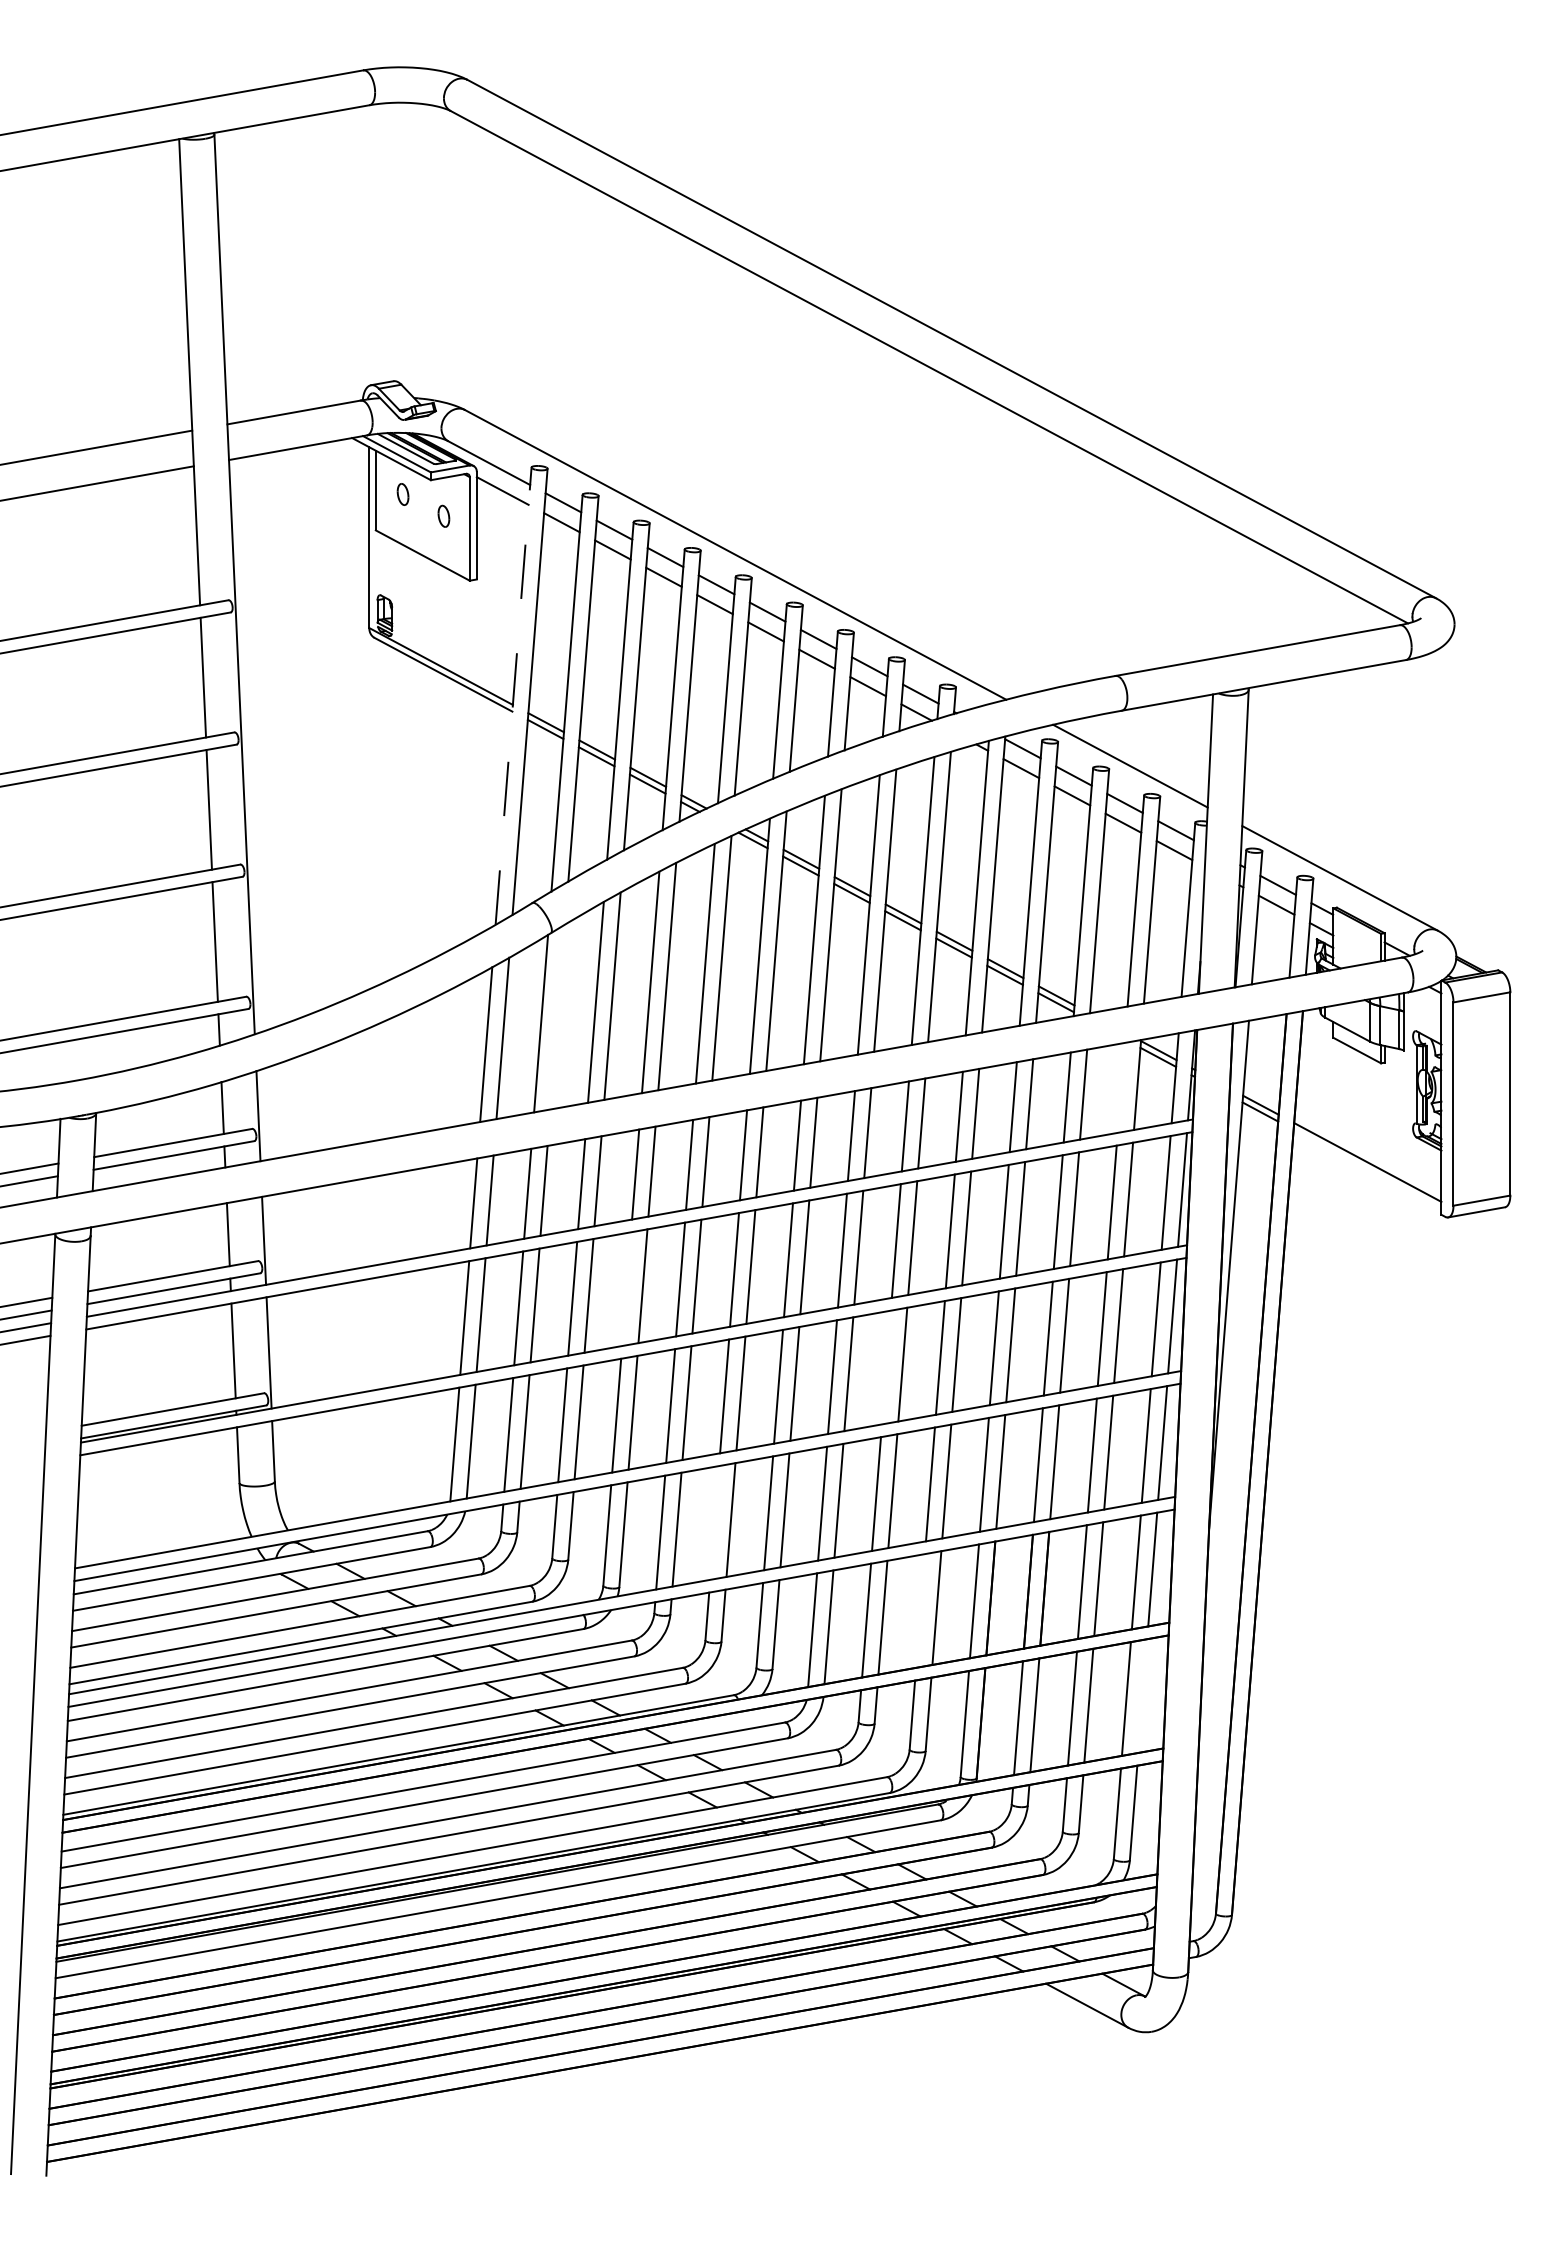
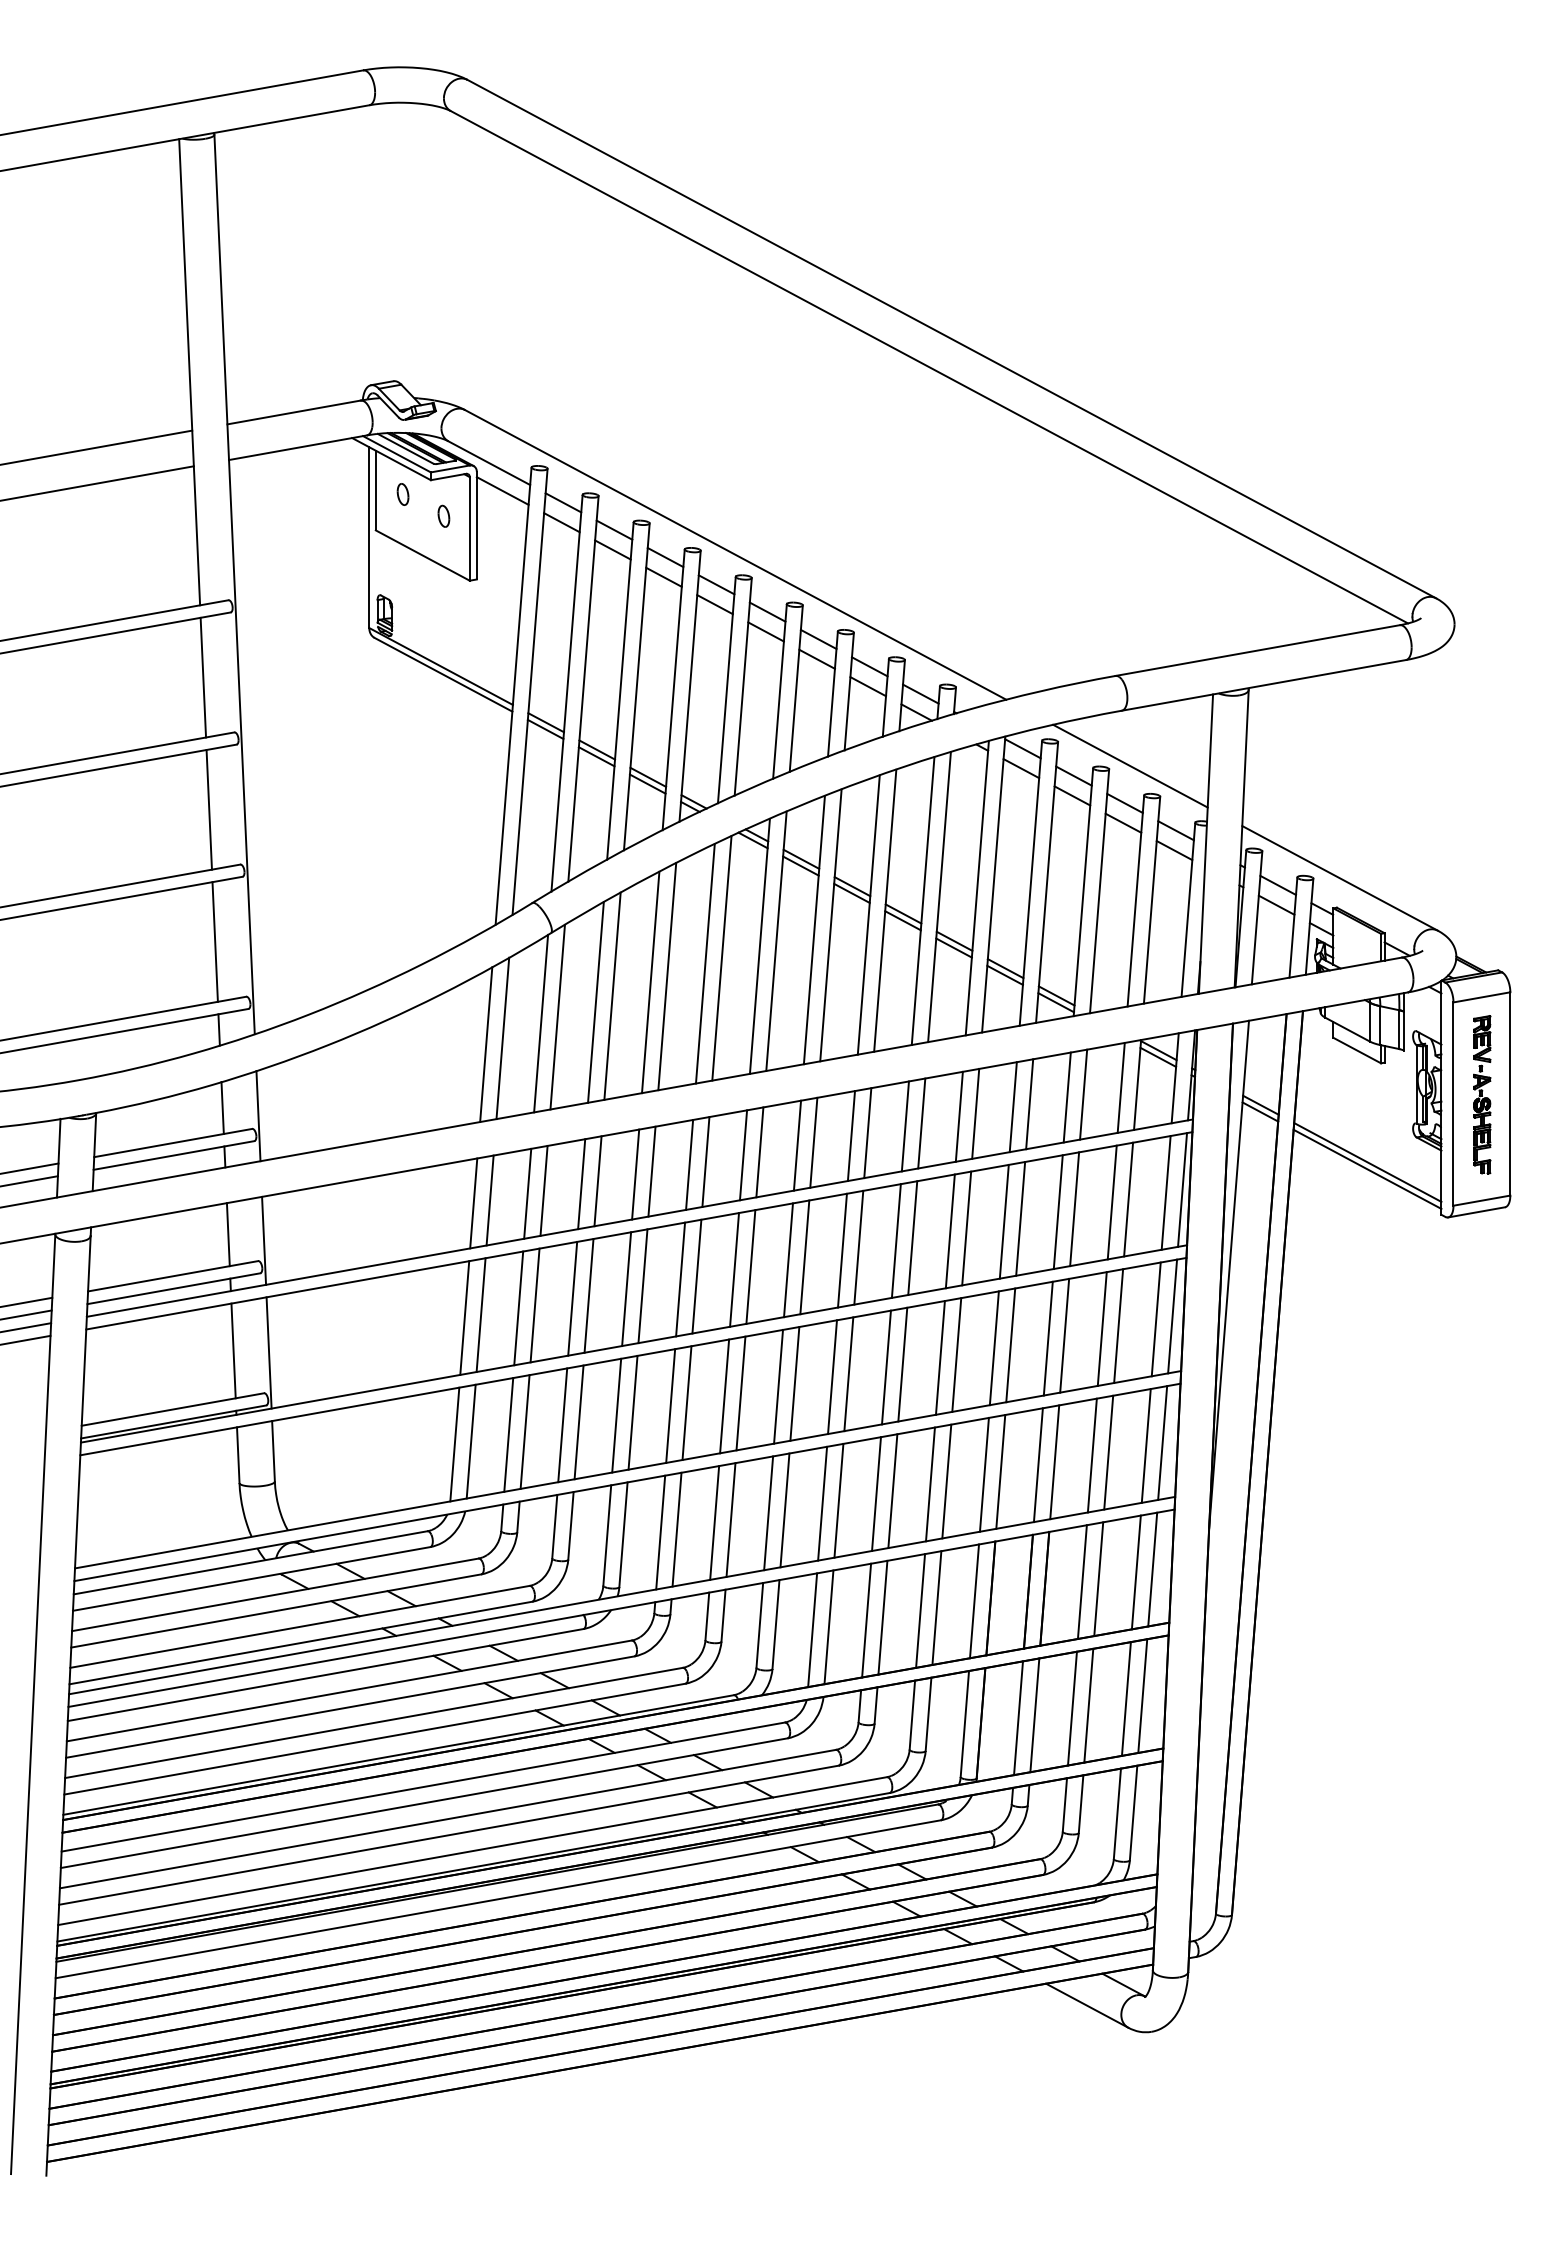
line: dashed -> solid (513, 696)
line: none -> present (557, 1016)
line: none -> present (1120, 1087)
part: none -> present (1482, 1094)
line: none -> present (1367, 1168)
line: none -> present (626, 1289)
line: none -> present (886, 1367)
line: none -> present (714, 1522)
line: none -> present (920, 1610)
line: none -> present (1142, 1695)
